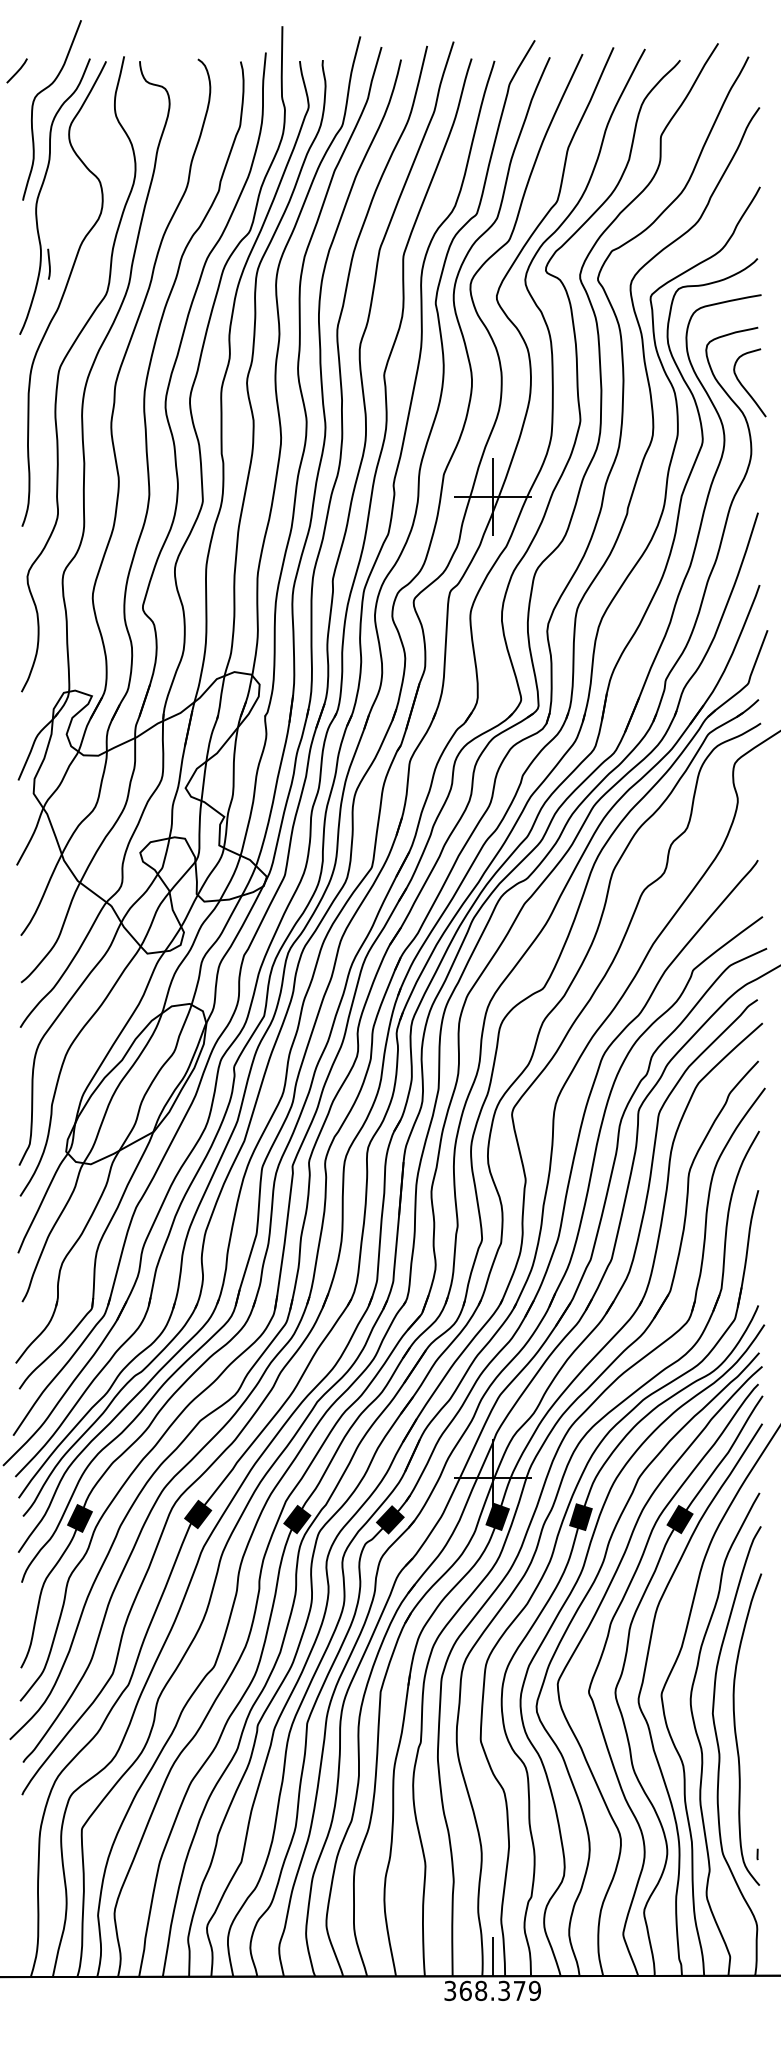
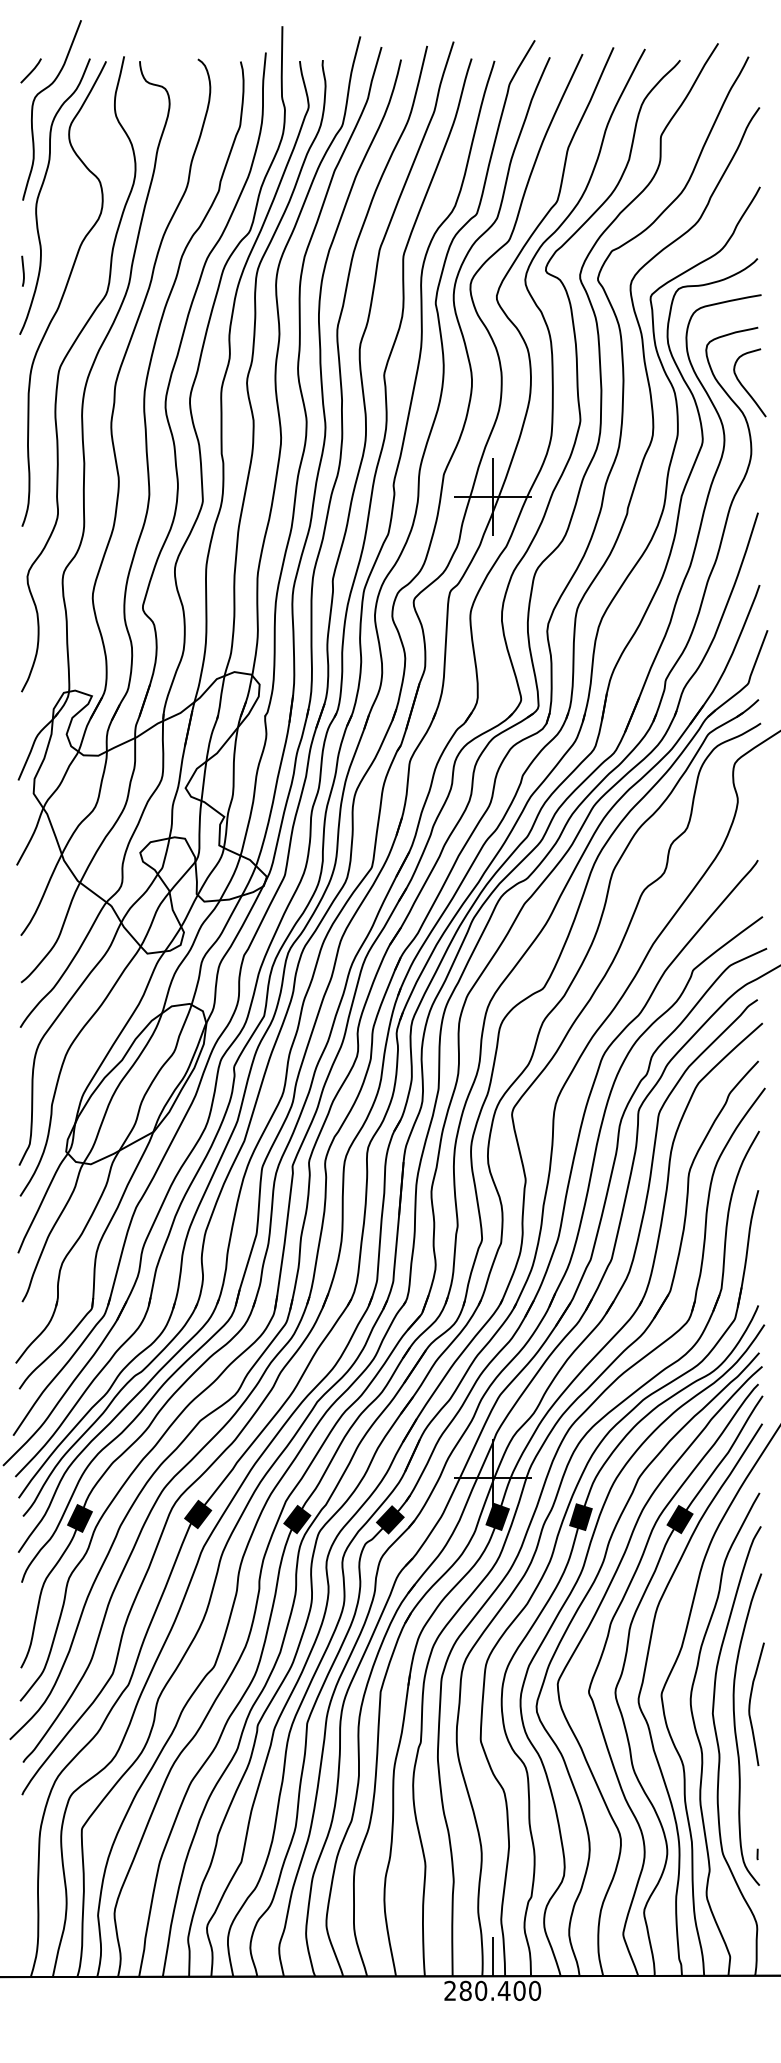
line position: (17, 70) -> (31, 70) (31, 70)
line position: (48, 263) -> (22, 270) (22, 270)
curve: none -> present (750, 1704)
text: 368.379 -> 280.400 (492, 1990)
